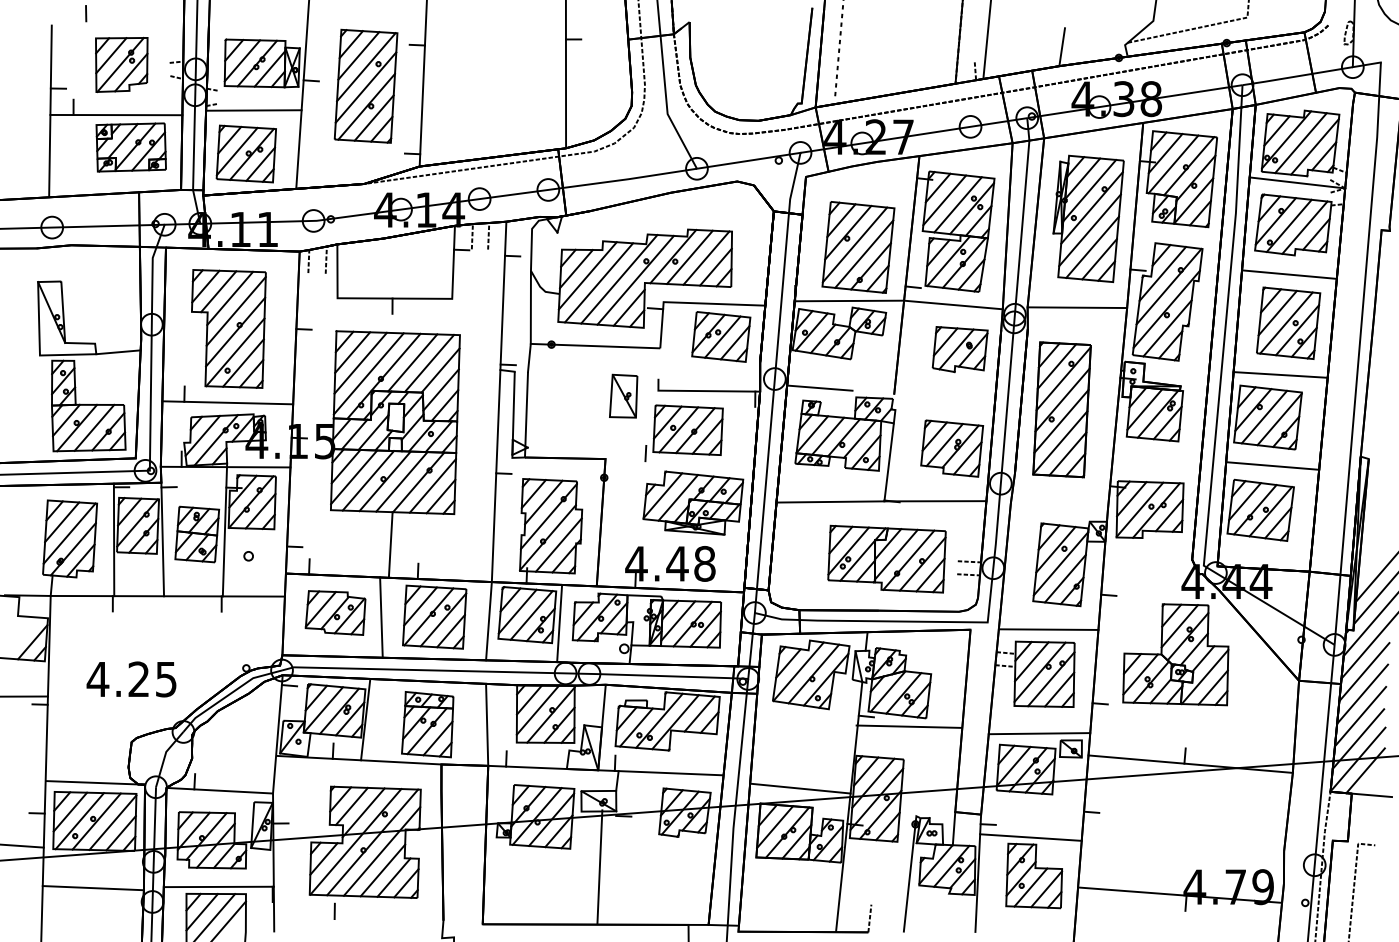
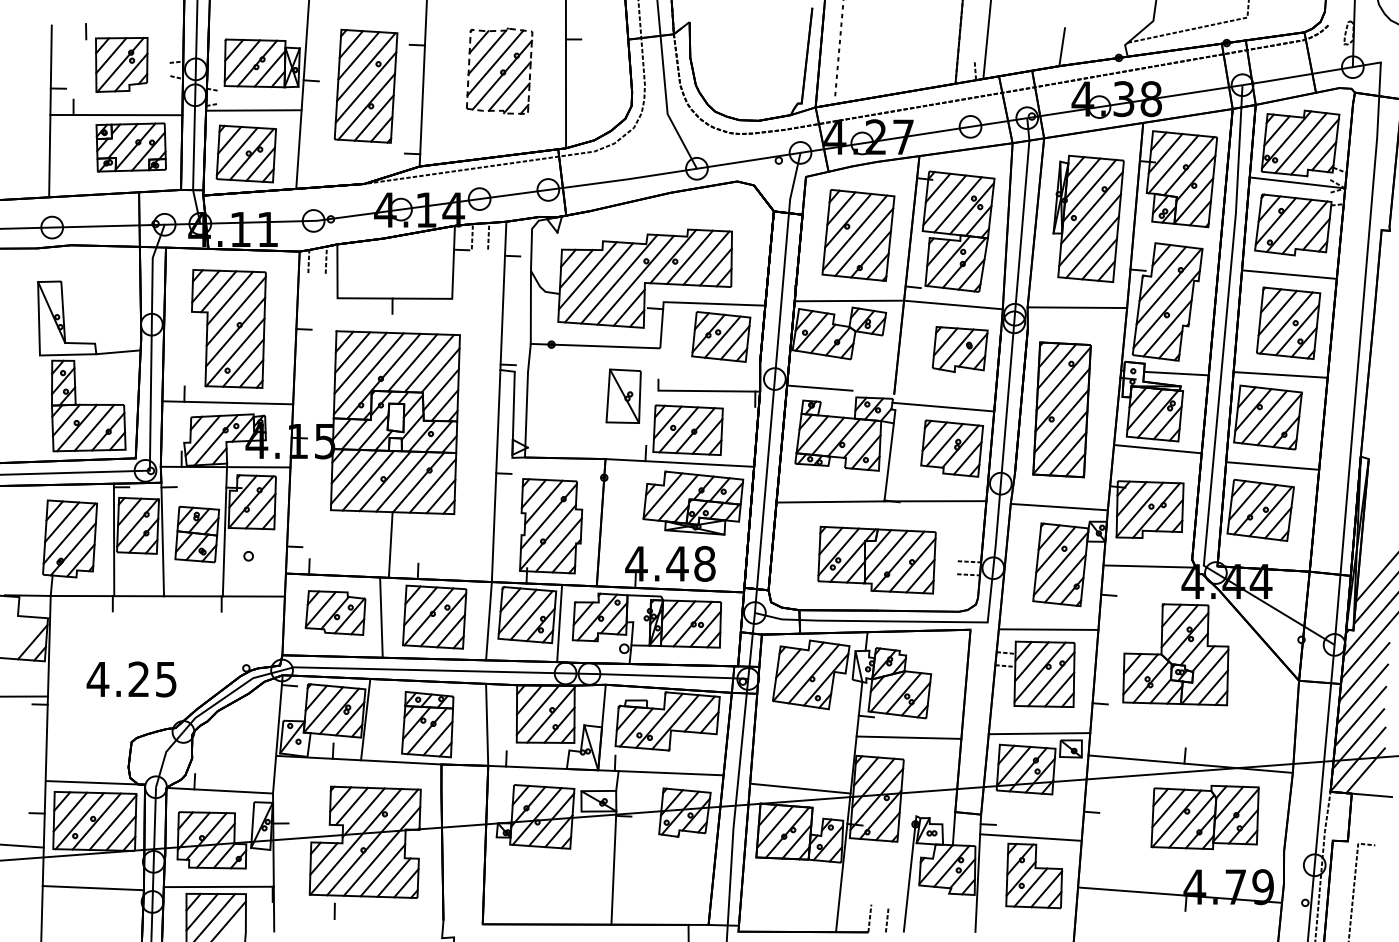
line position: (86, 13) -> (86, 31) (86, 31)
part: none -> present (499, 70)
part position: (858, 247) -> (858, 235) (858, 235)
line: none -> present (1176, 373)
part size: 30x46 px -> 37x56 px (623, 395)
line: none -> present (943, 406)
line: none -> present (1157, 449)
line: none -> present (679, 462)
line: none -> present (1058, 506)
part position: (886, 558) -> (876, 559) (876, 559)
line: none -> present (1149, 566)
line position: (908, 726) -> (908, 737) (908, 737)
part: none -> present (1204, 817)
line position: (599, 866) -> (613, 867) (613, 867)
line: none -> present (887, 919)
